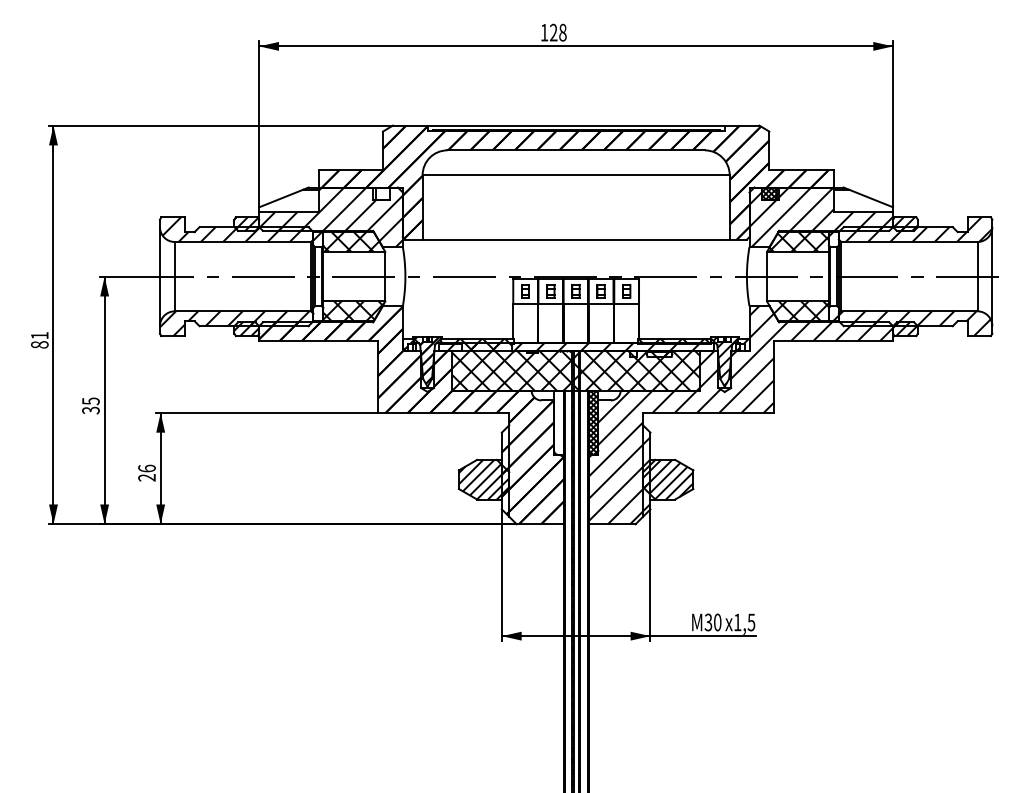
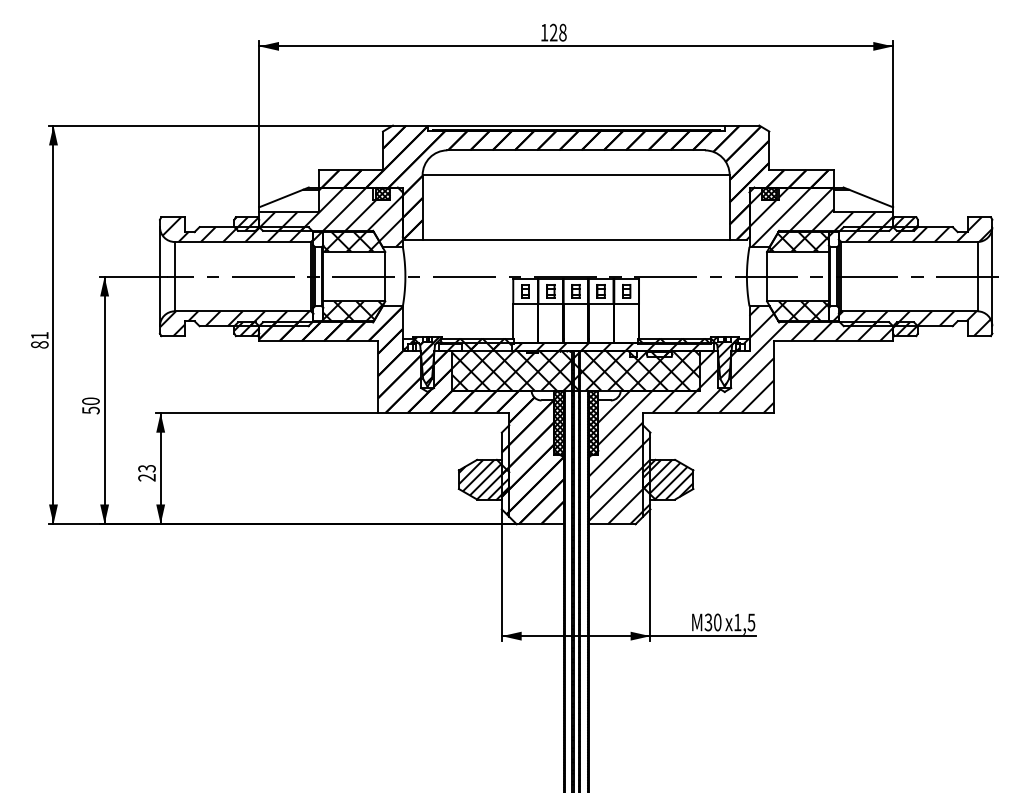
hatch: none -> present (382, 193)
text: 35 -> 50 (90, 405)
hatch: none -> present (558, 422)
text: 26 -> 23 (146, 468)
